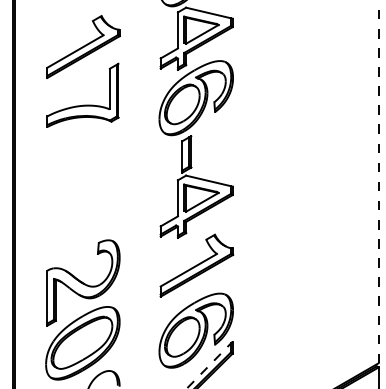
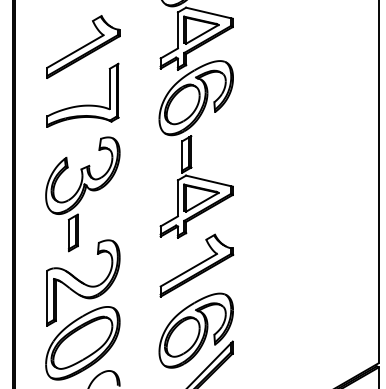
line: dashed -> solid (378, 181)
part: none -> present (82, 194)
line: dashed -> solid (209, 365)
